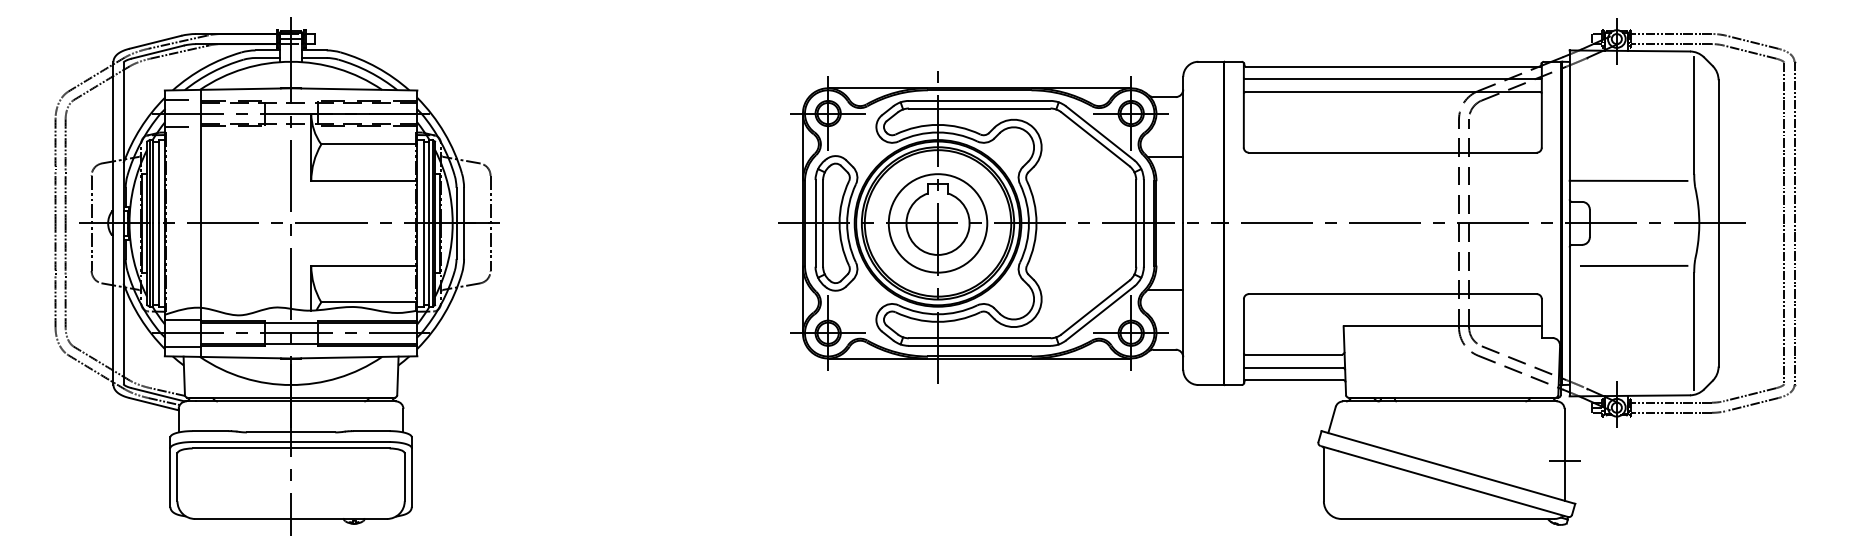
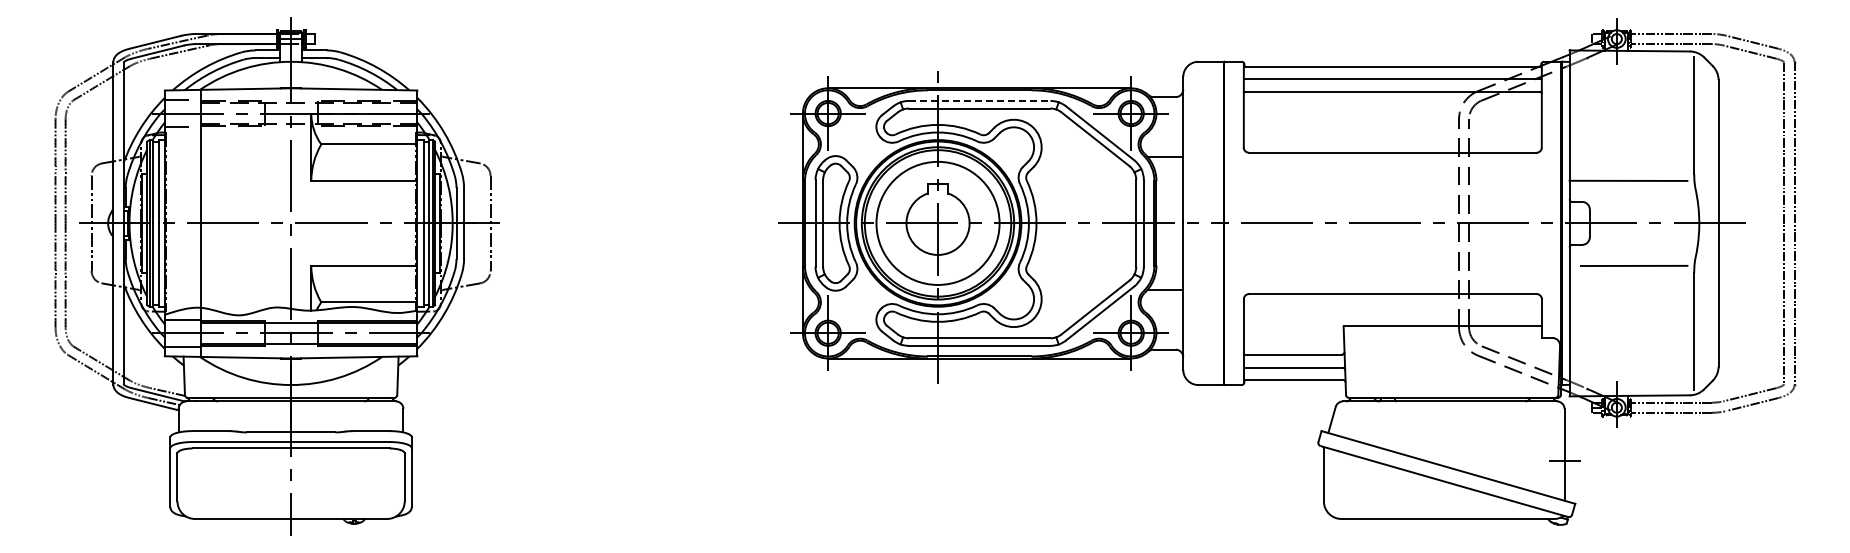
line: solid -> dashed (979, 100)
circle diameter: 98 px -> 123 px (937, 222)
